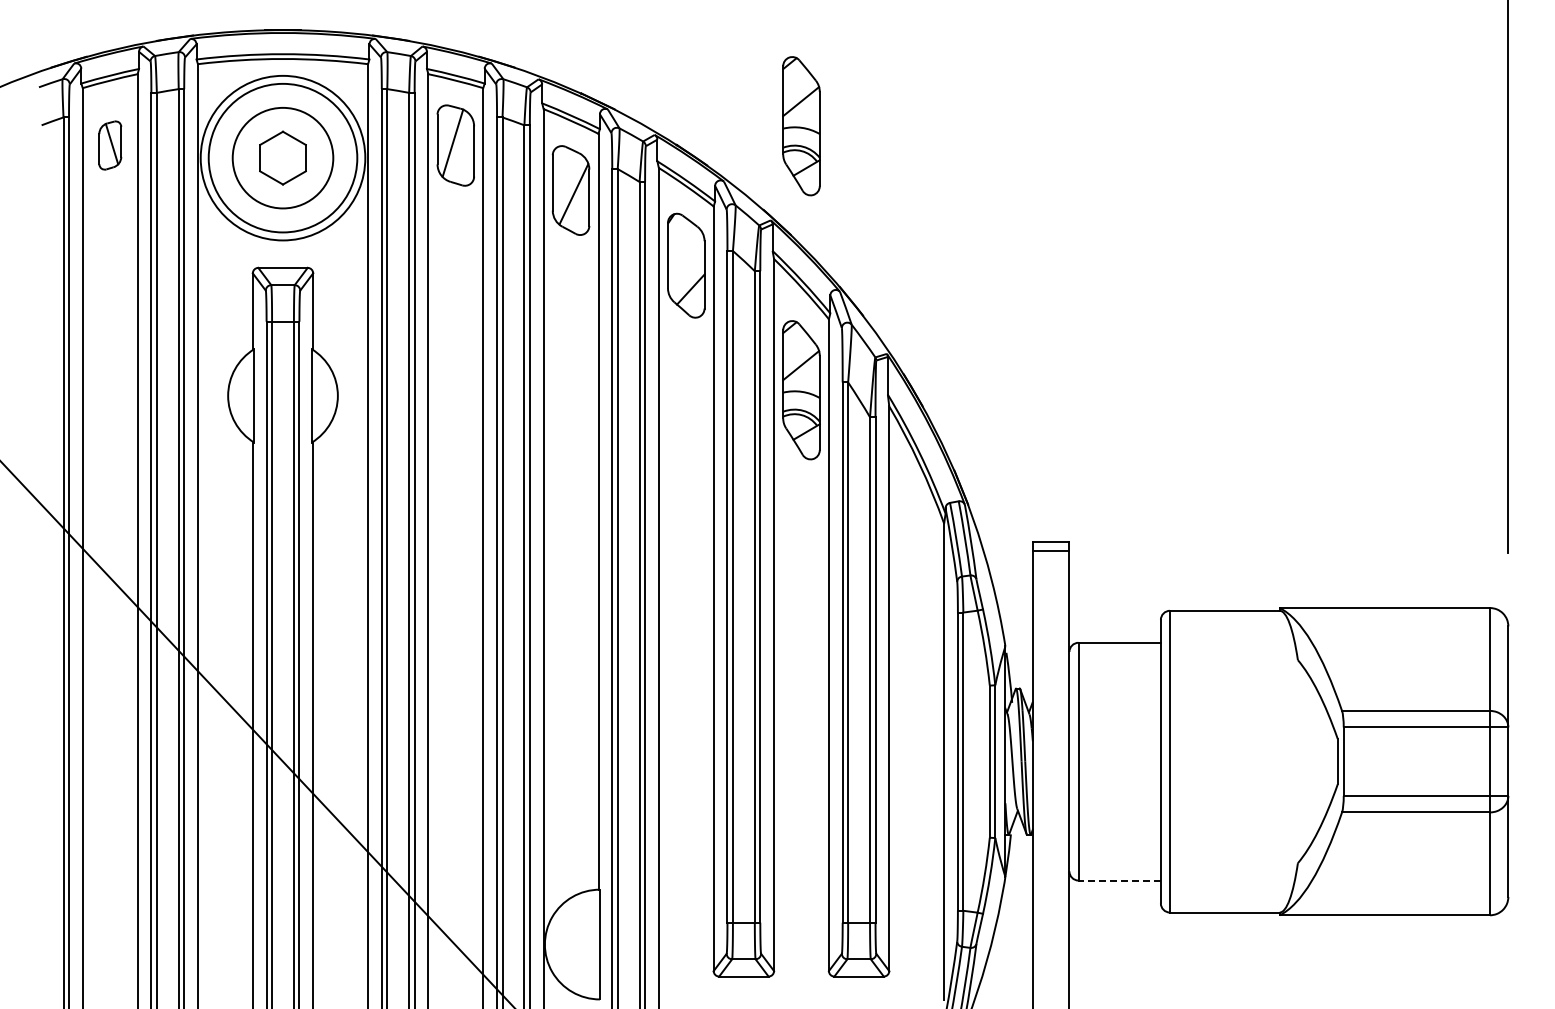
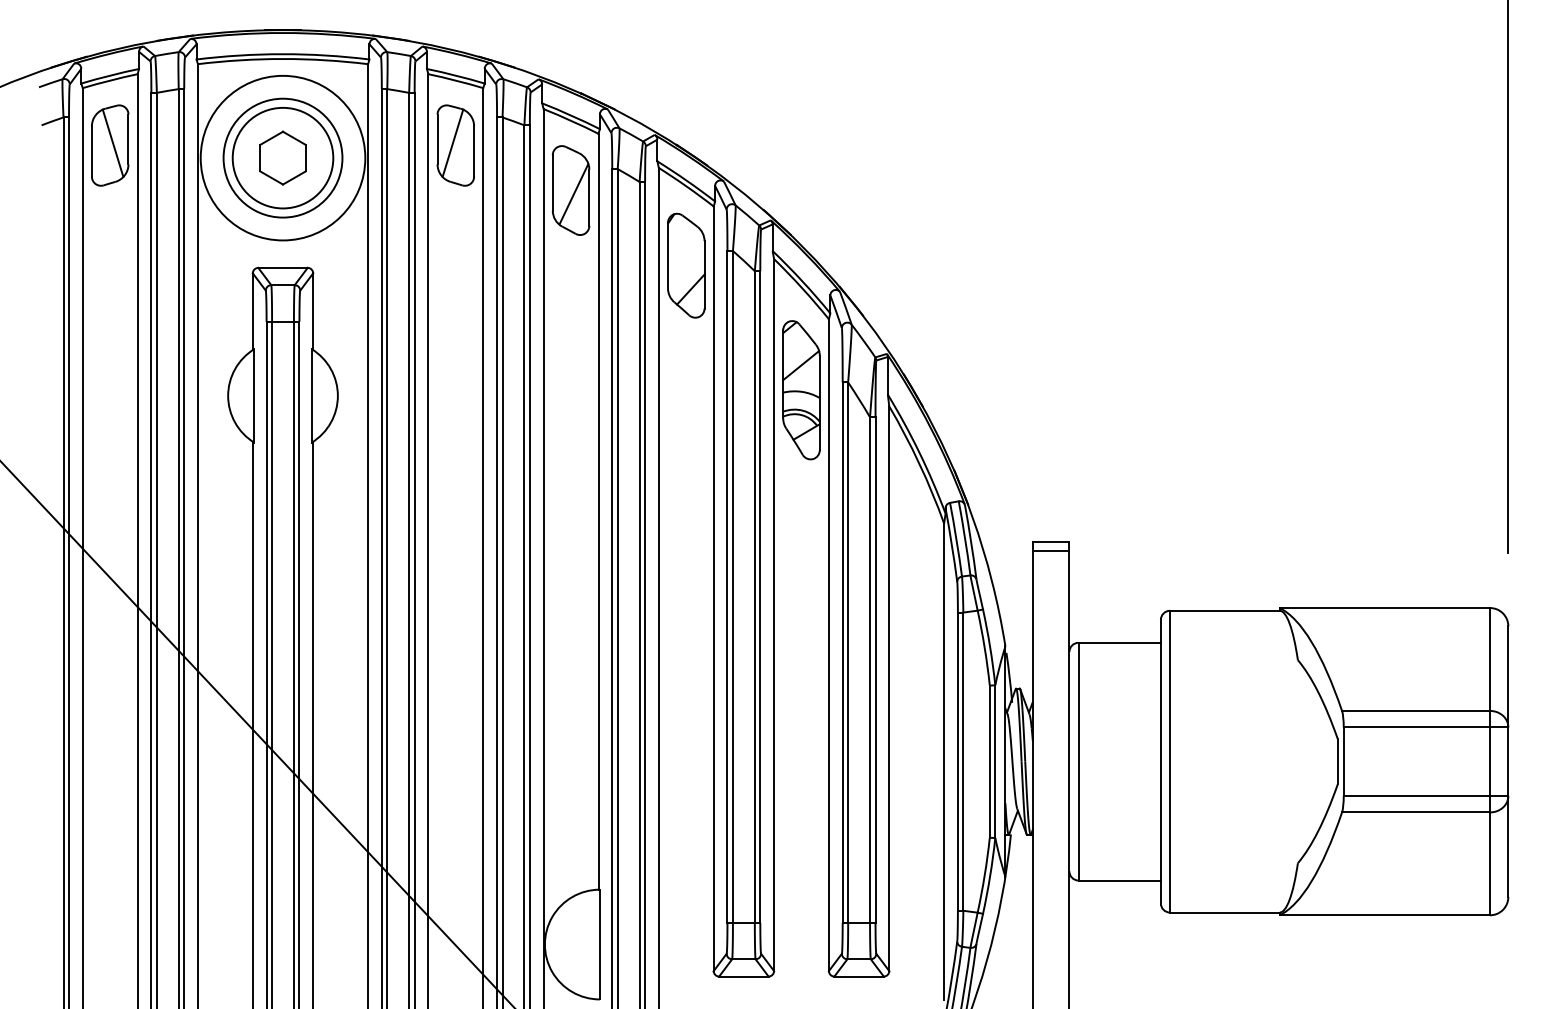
part: present -> none (801, 126)
part size: 25x51 px -> 39x83 px (110, 145)
circle diameter: 149 px -> 119 px (282, 157)
line: dashed -> solid (1119, 880)
